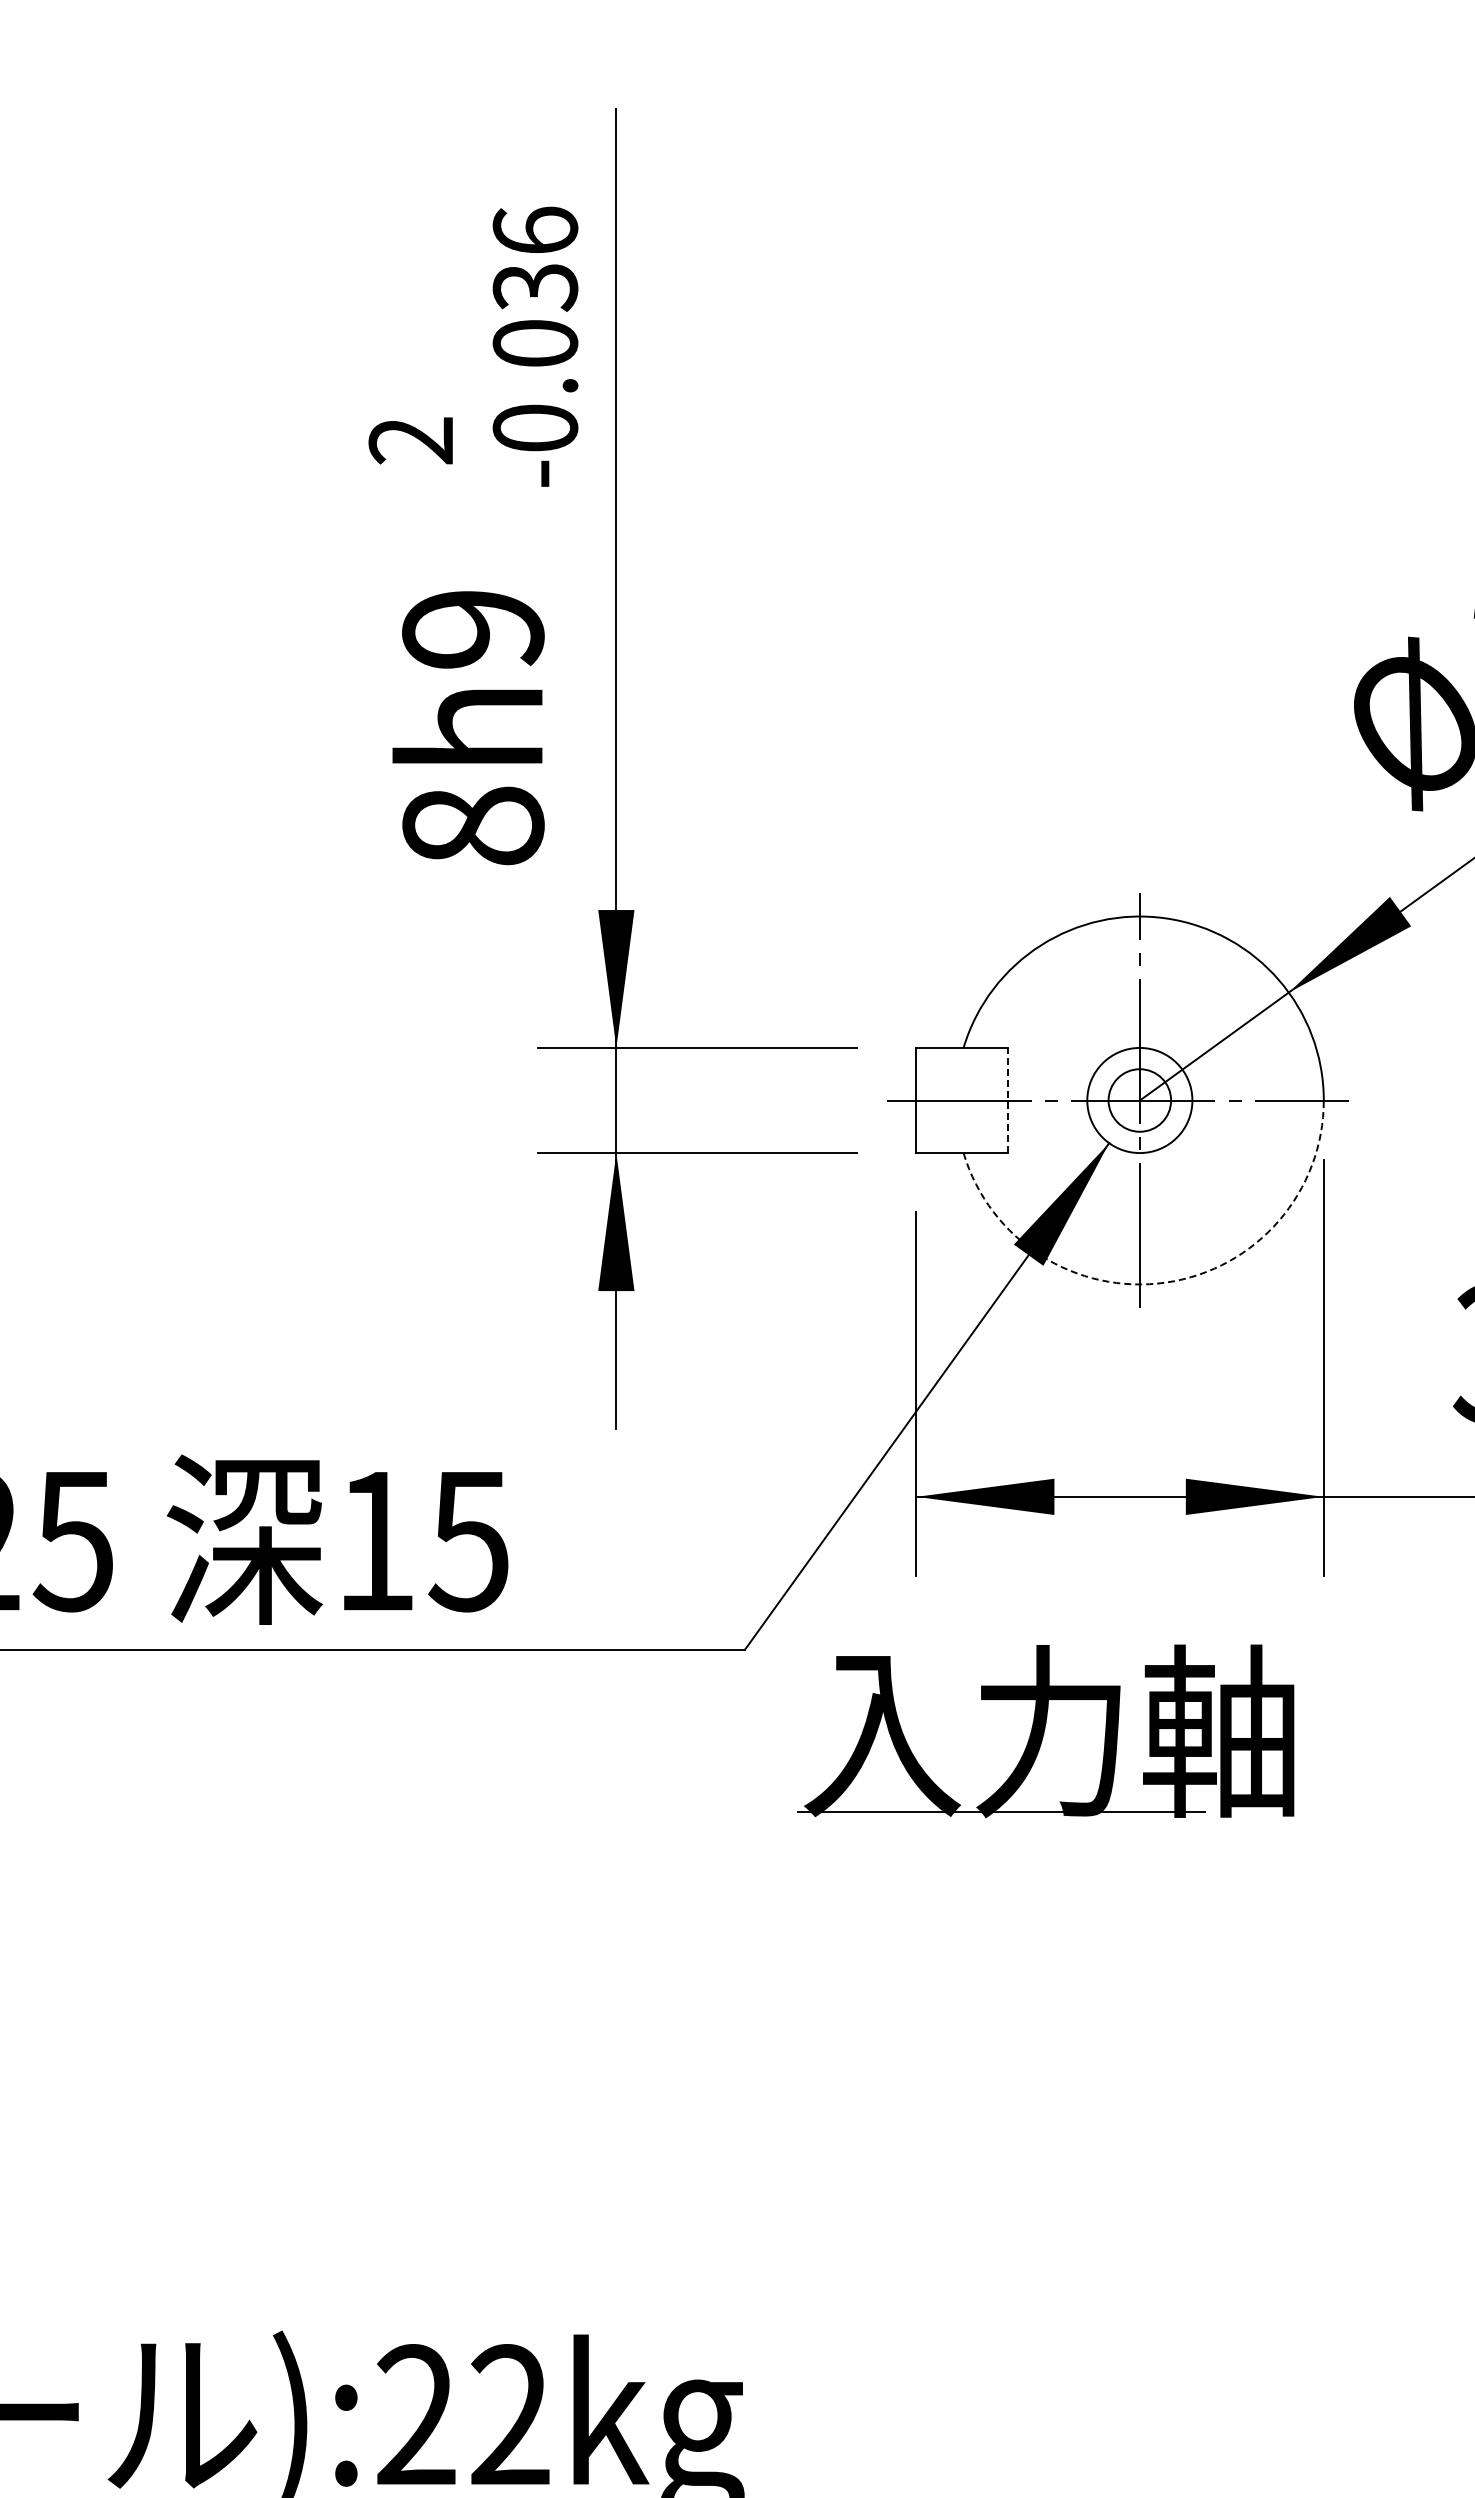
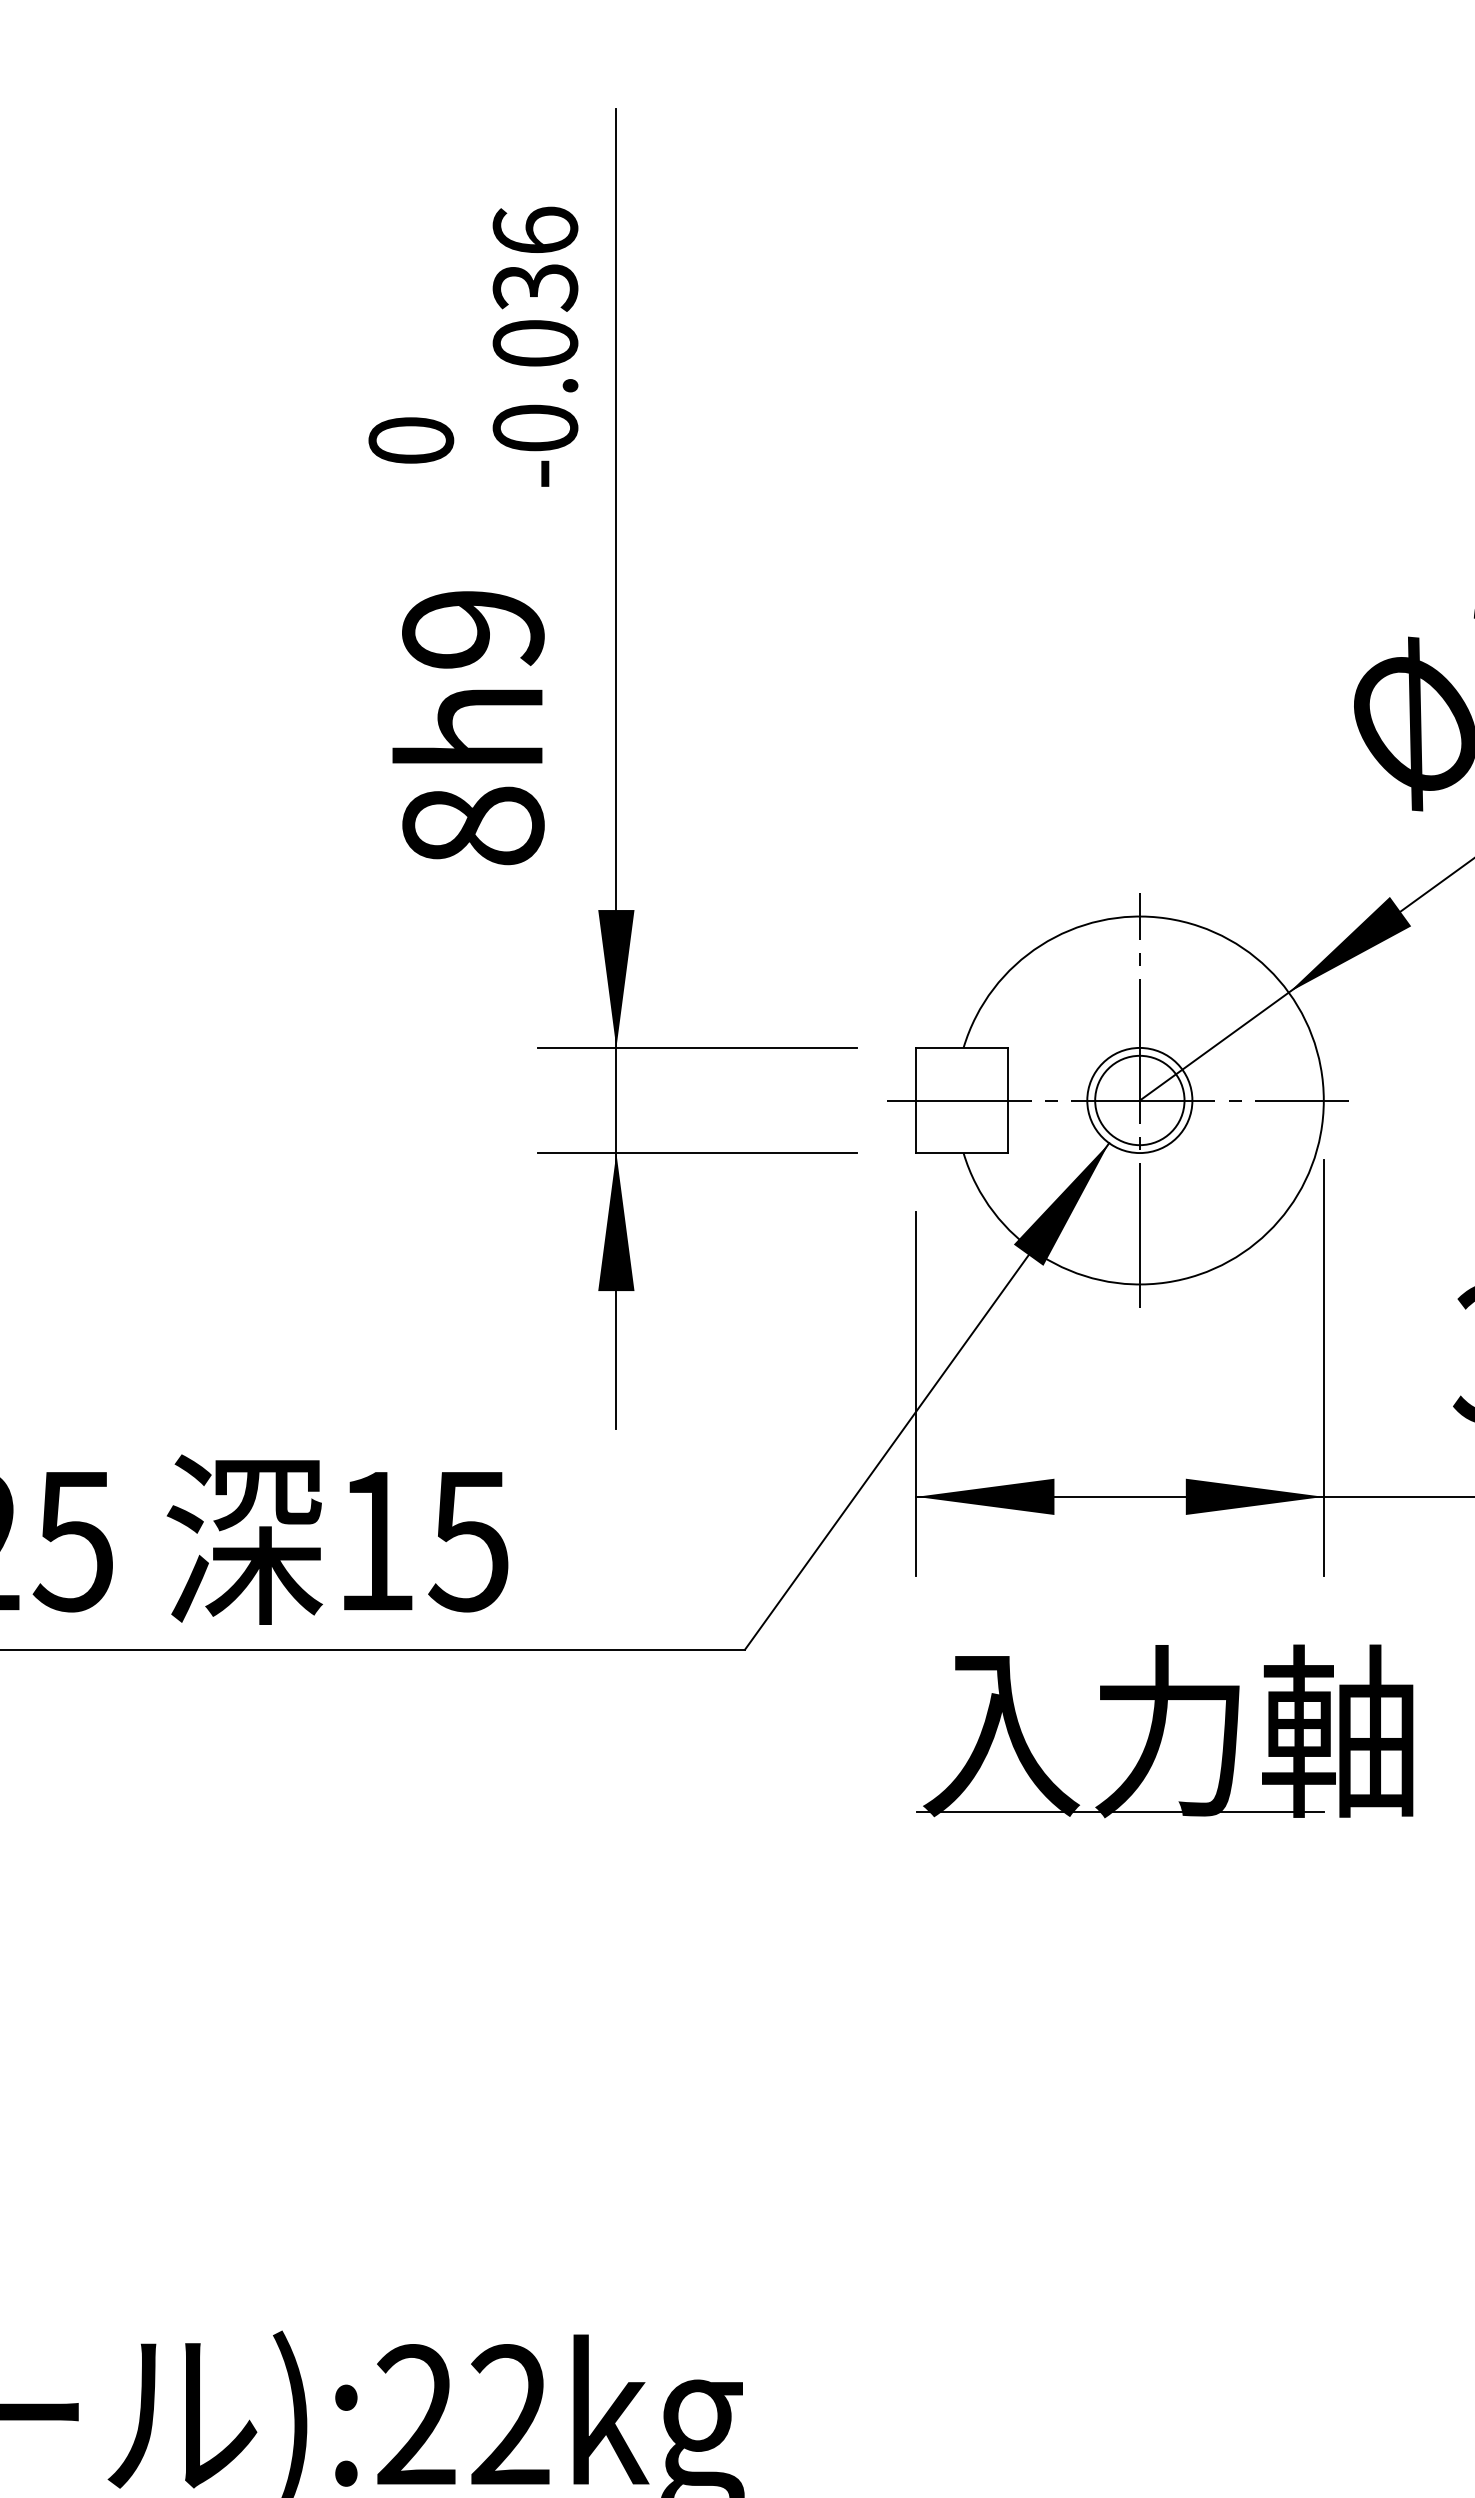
text: 2 -> 0 (411, 440)
line: dashed -> solid (1008, 1100)
circle diameter: 63 px -> 89 px (1139, 1100)
arc: dashed -> solid (1166, 1282)
part position: (1045, 1731) -> (1164, 1731) (1164, 1731)
